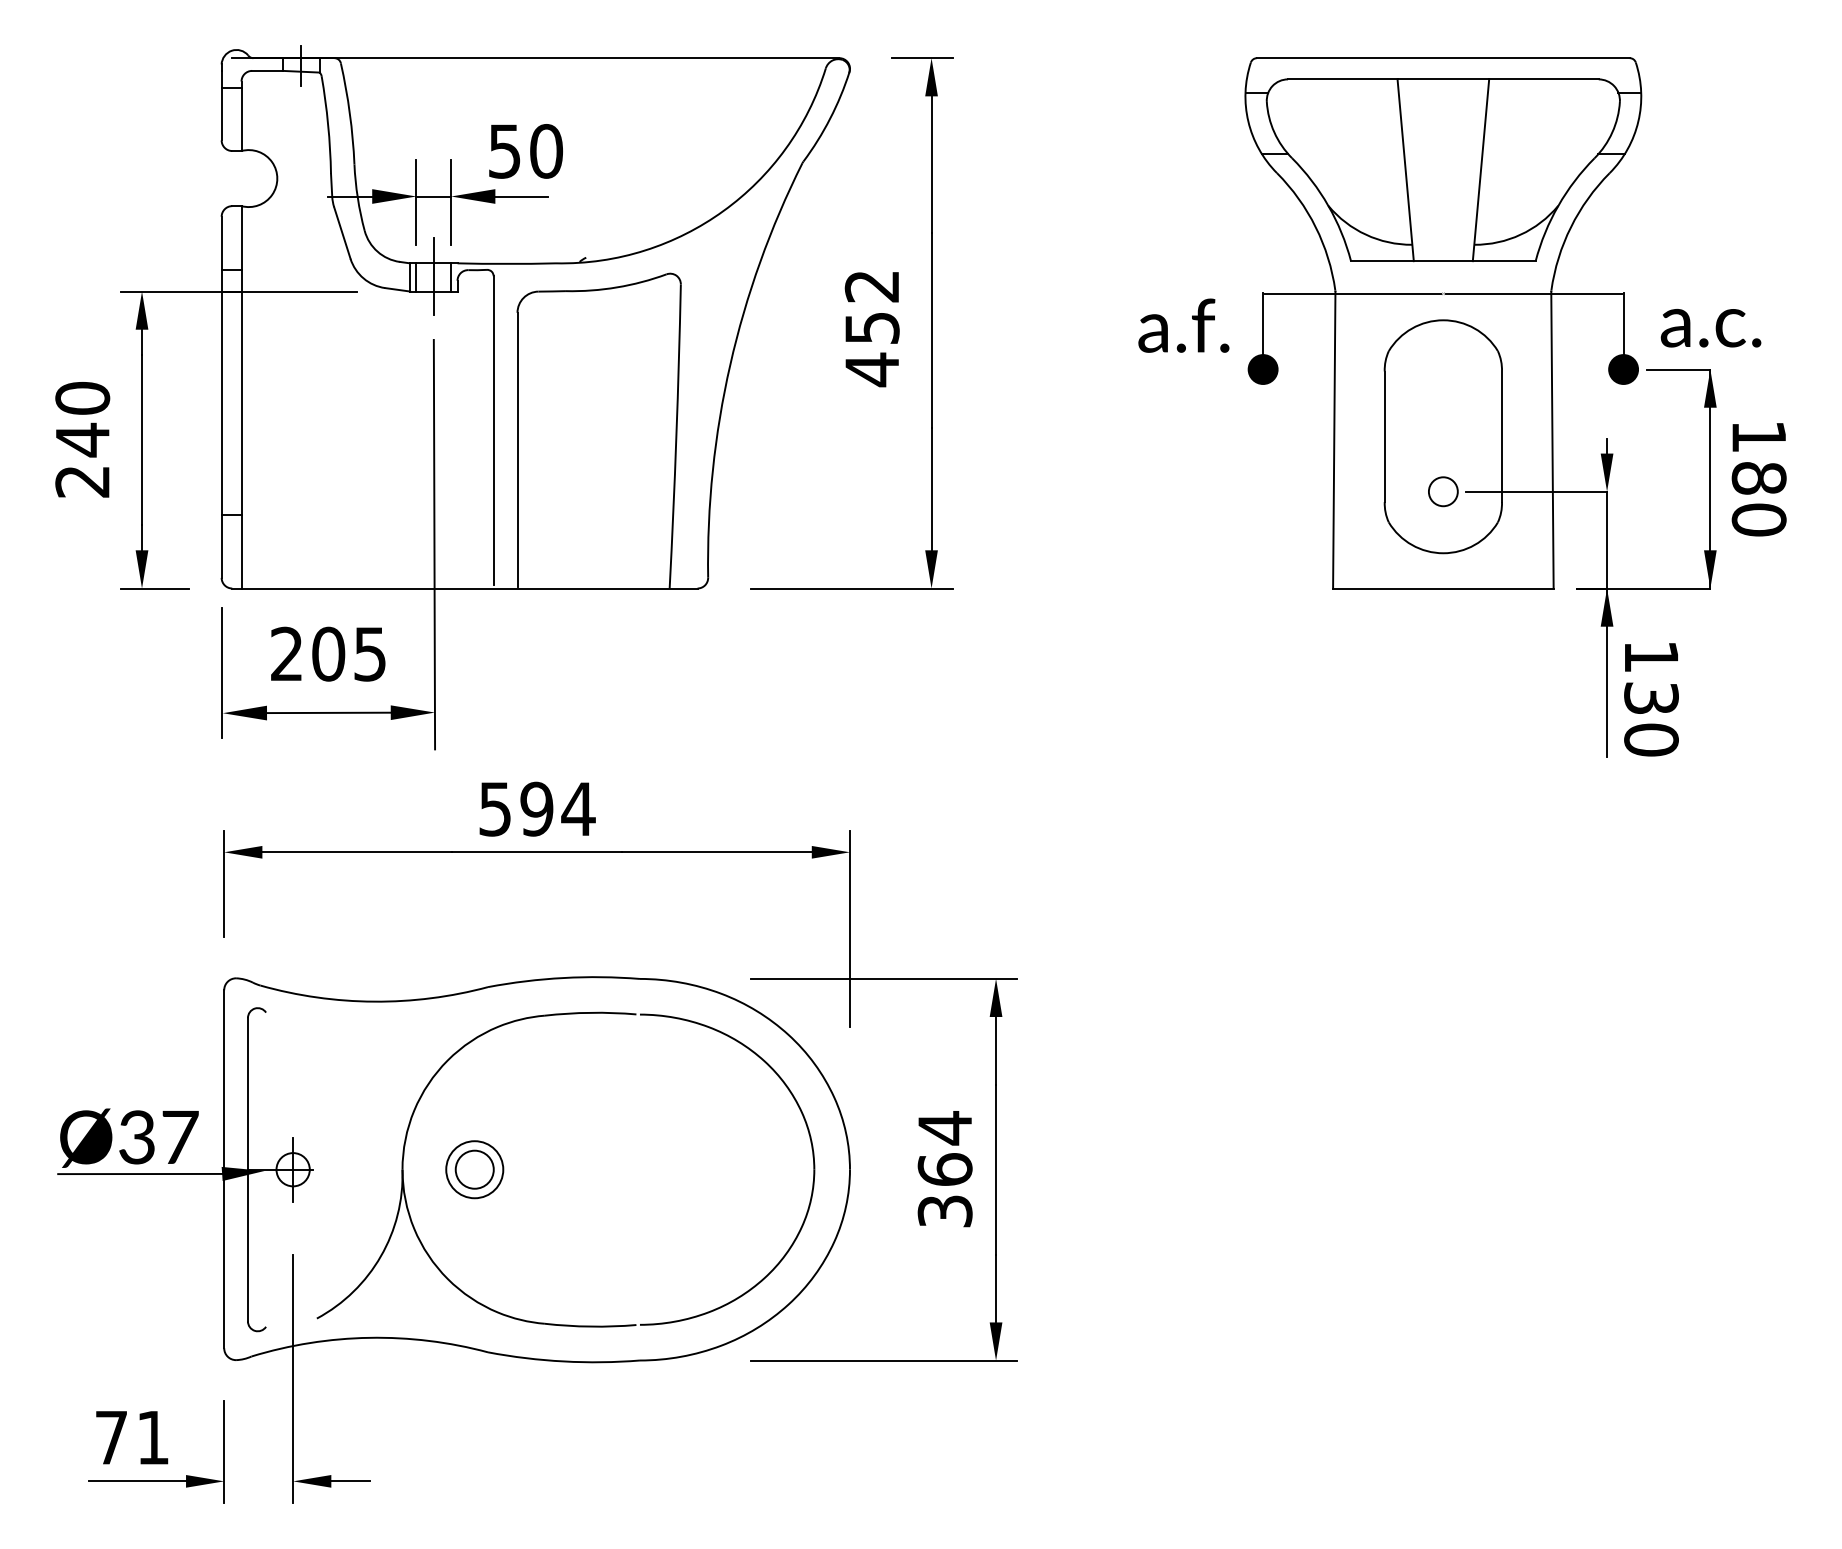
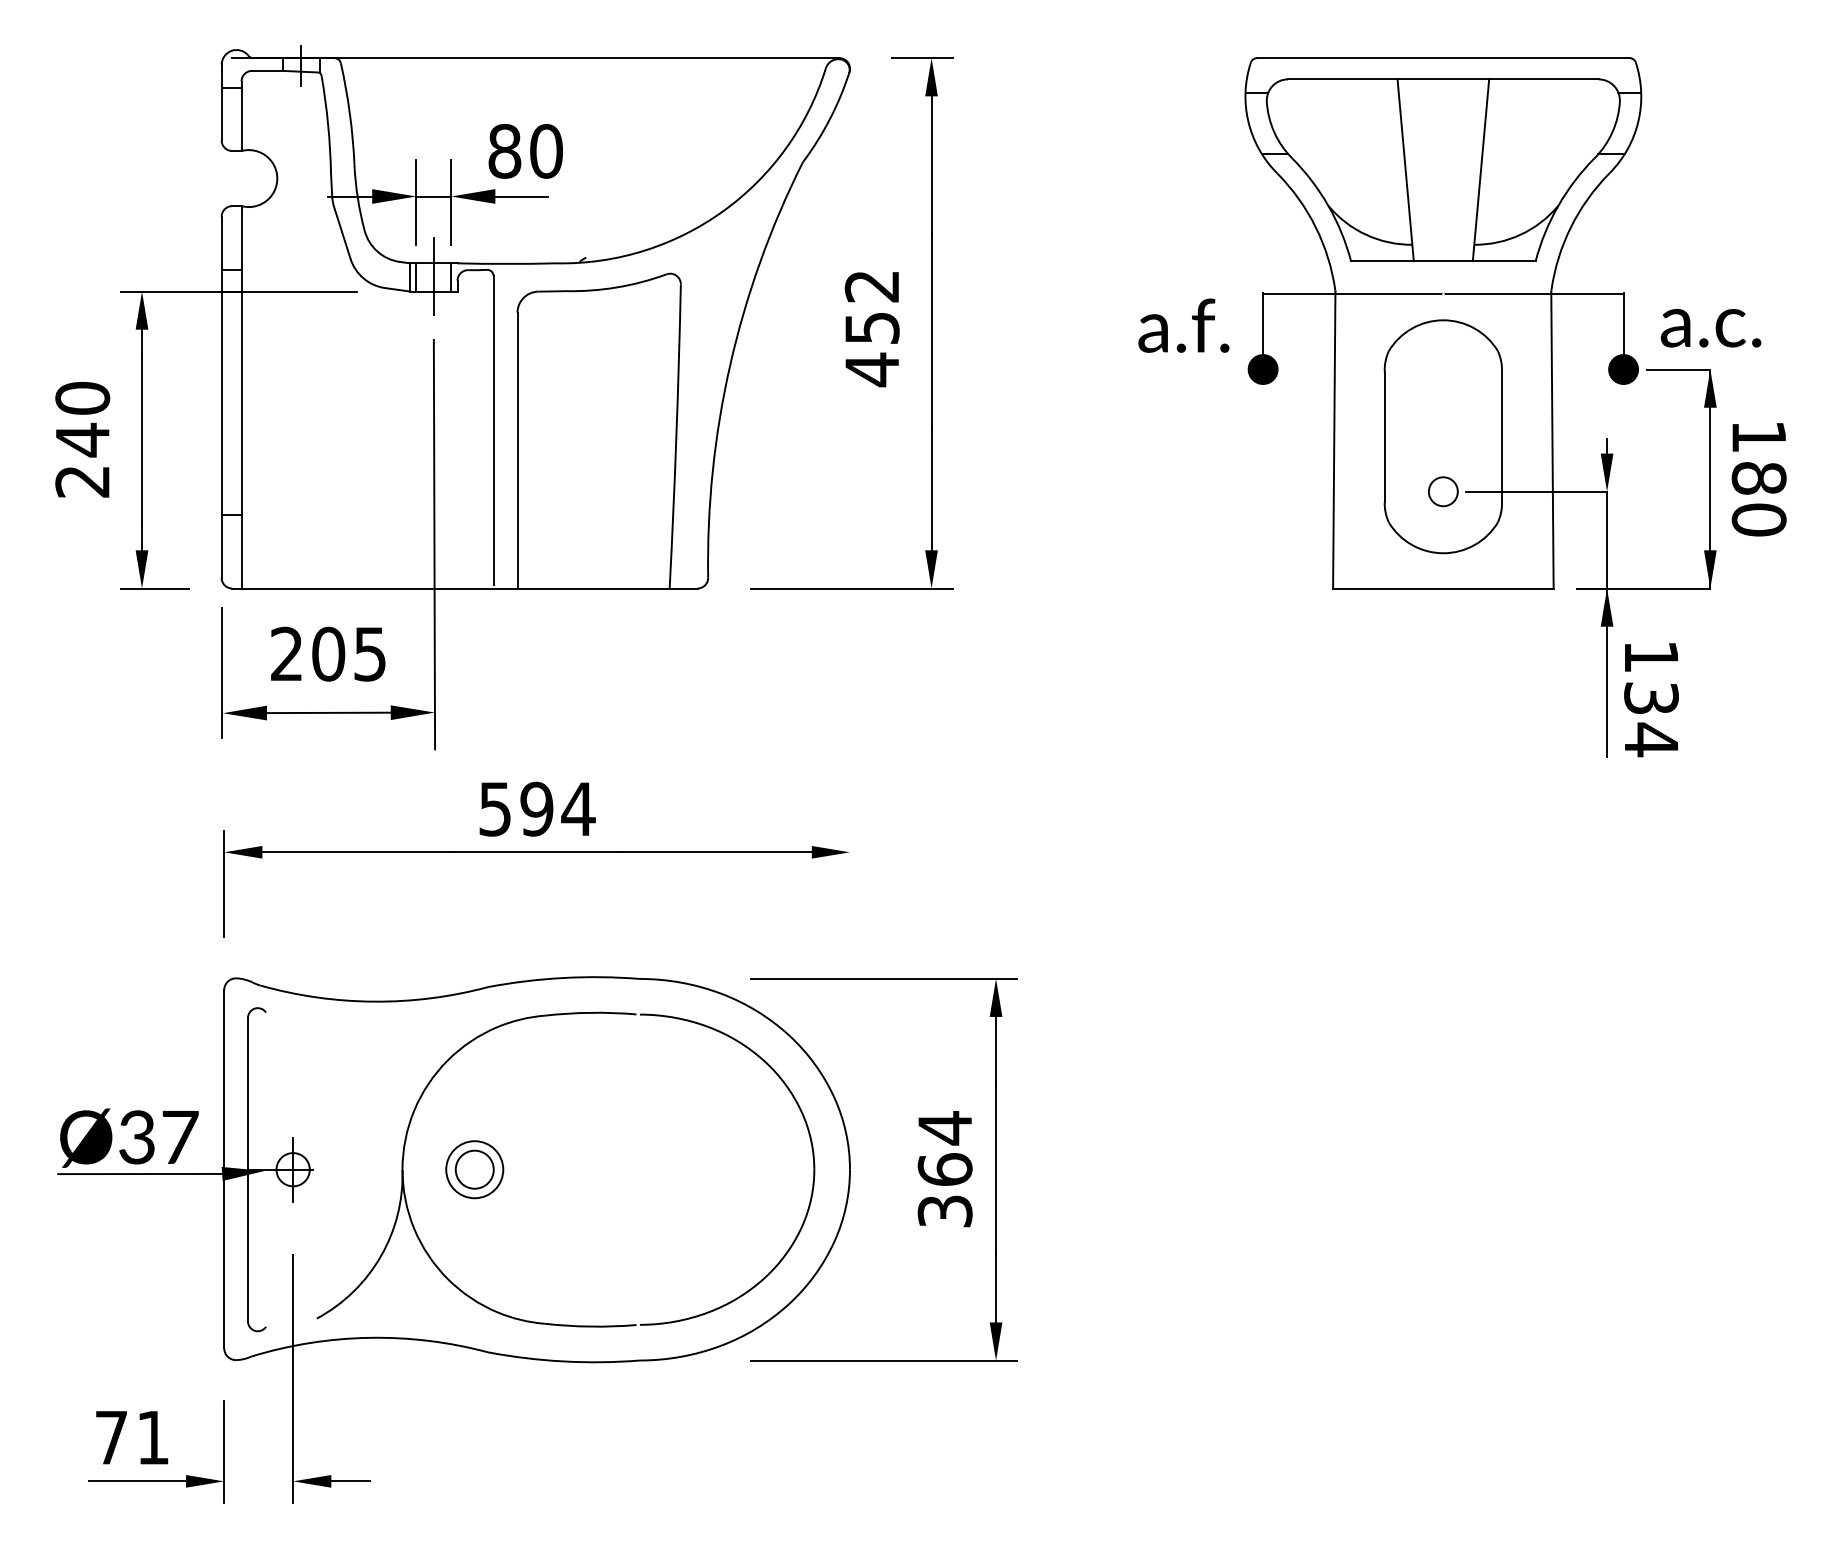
text: 50 -> 80 (504, 151)
text: 130 -> 134 (1651, 739)
line: present -> none (850, 928)
